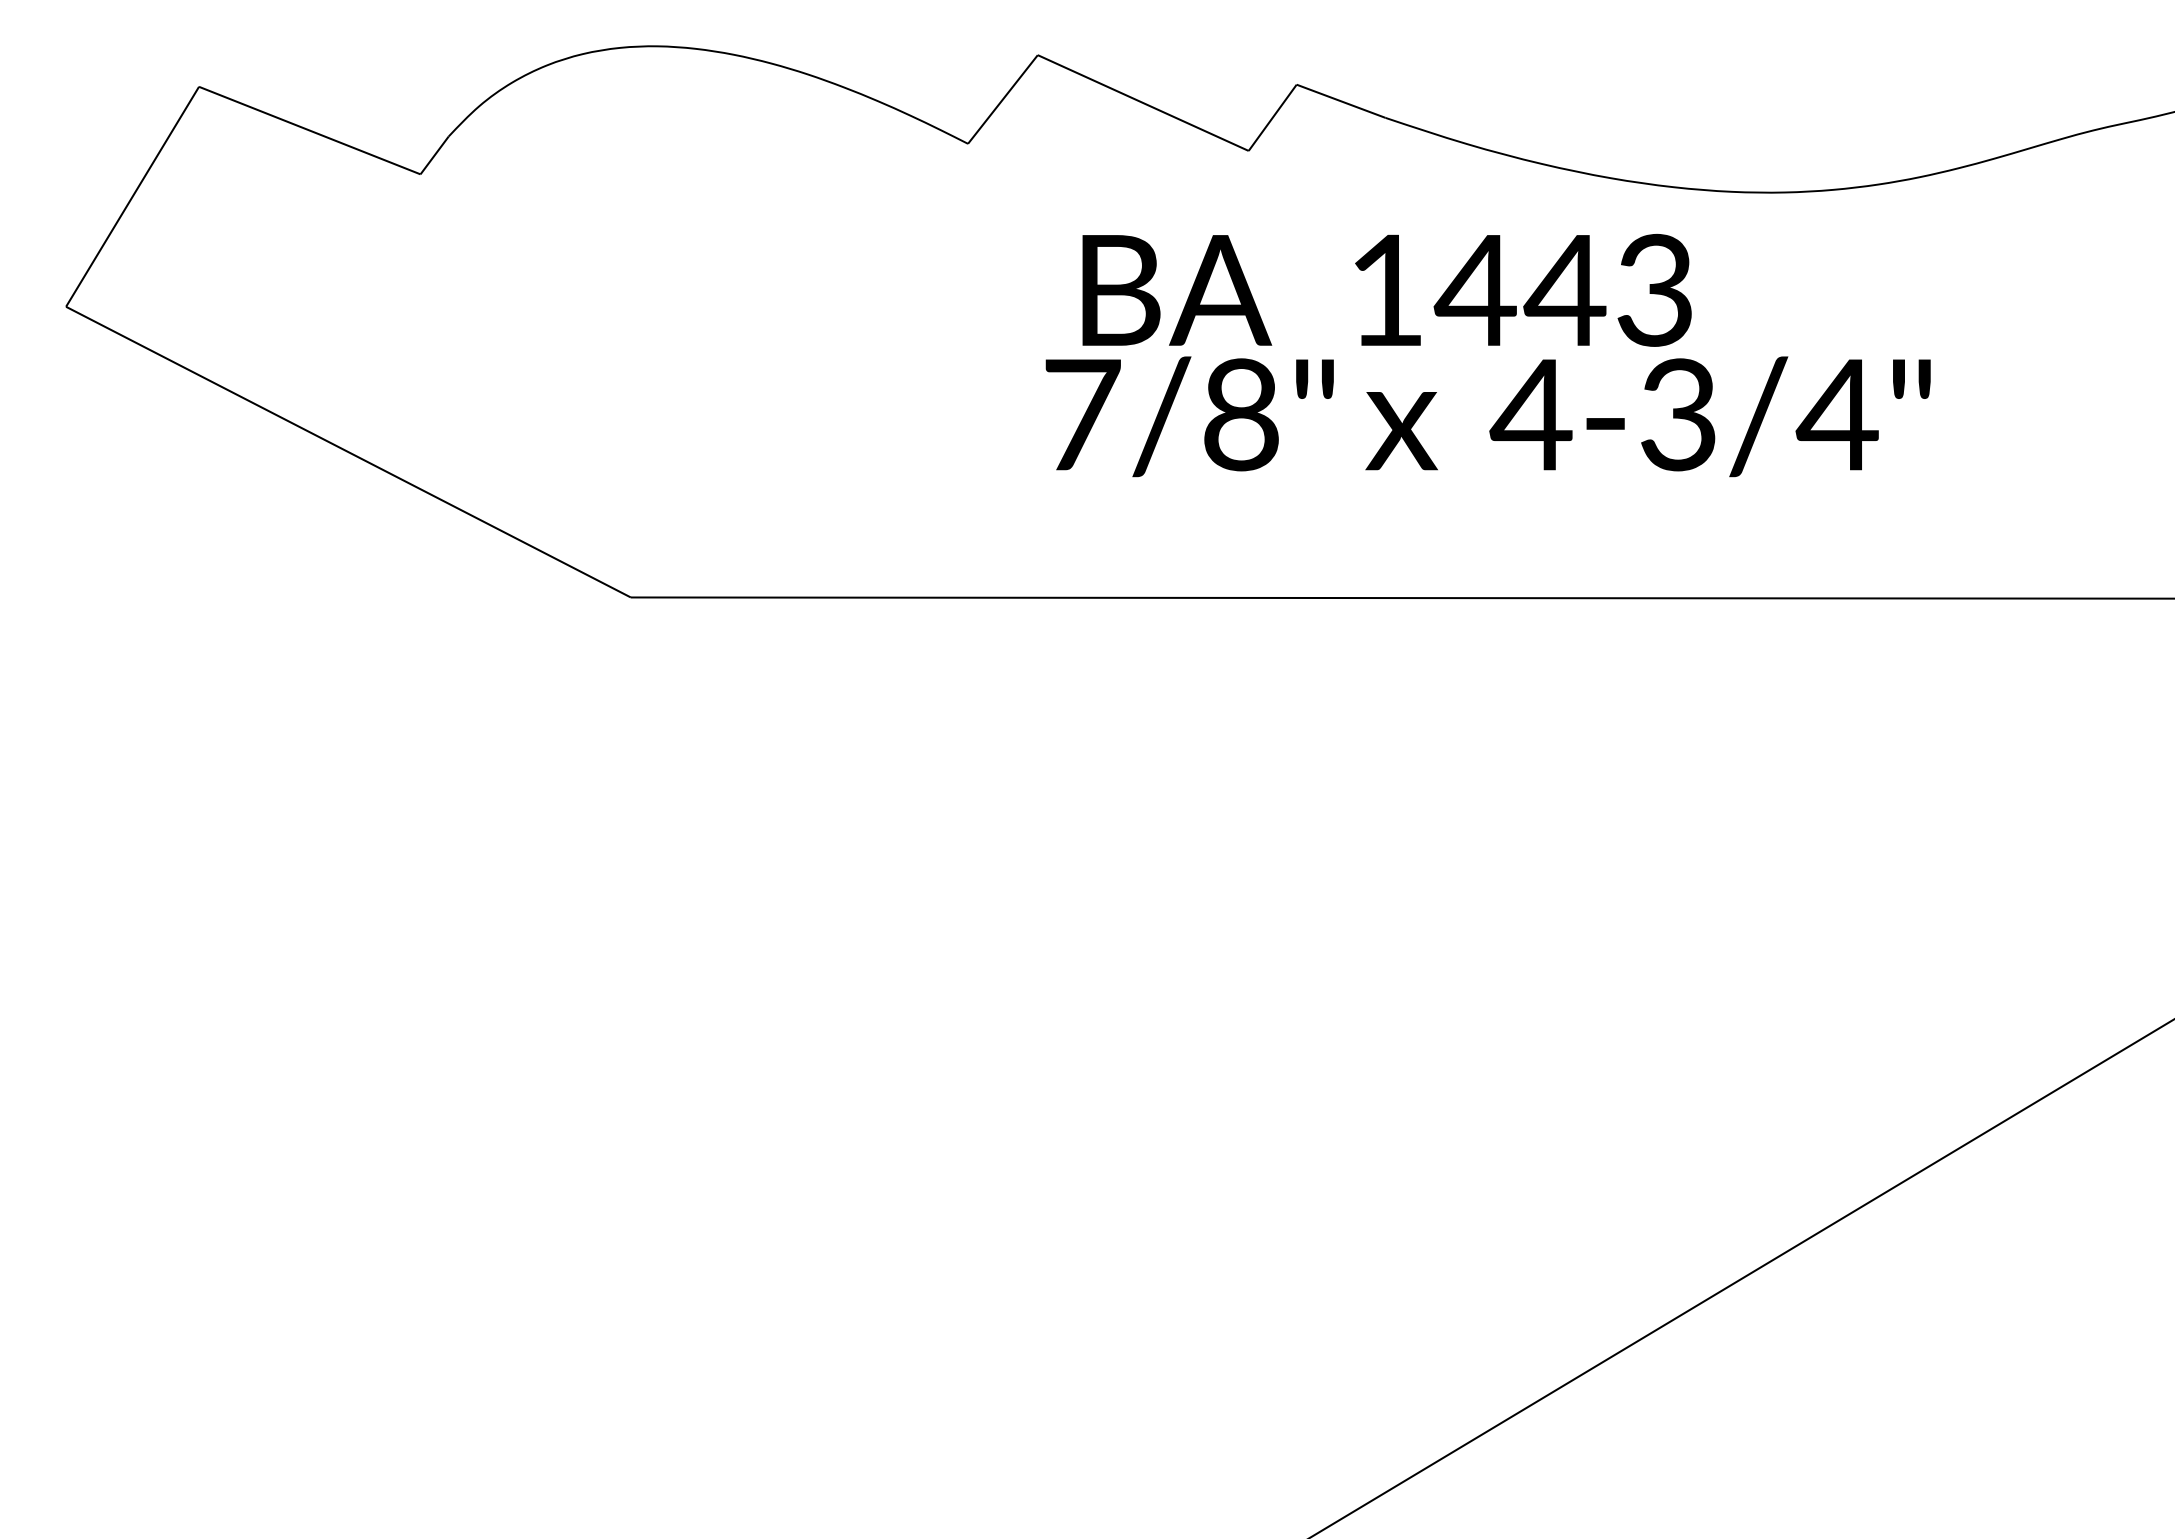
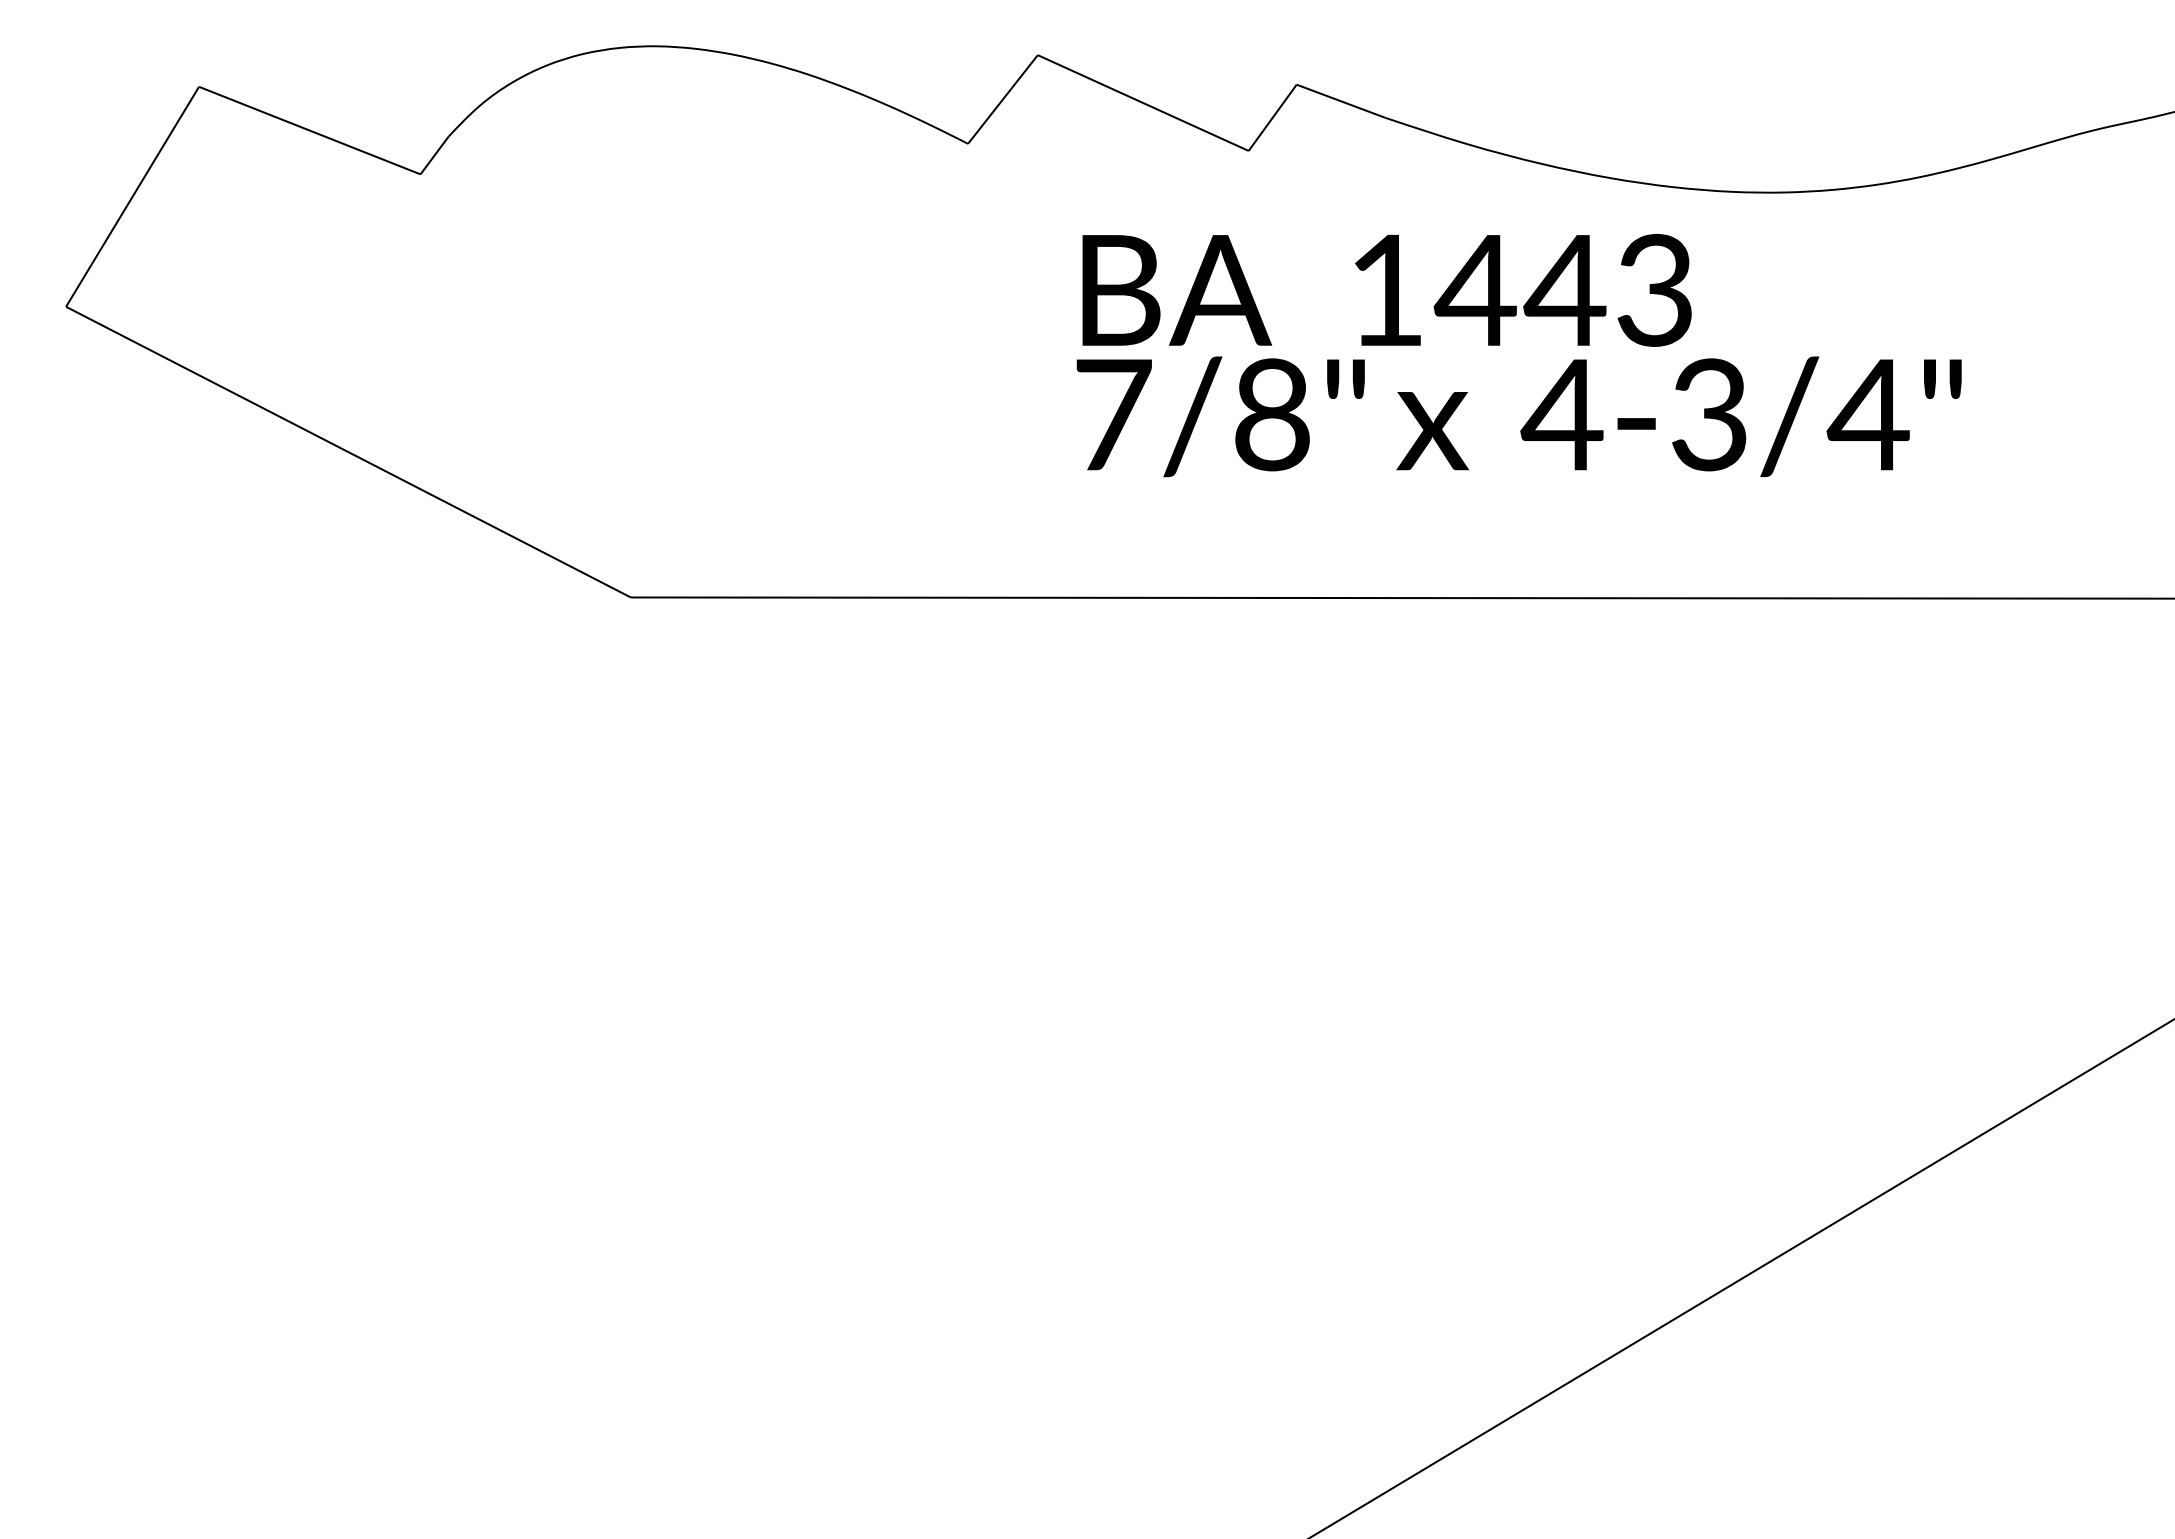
text position: (1487, 416) -> (1518, 416) (1518, 416)
